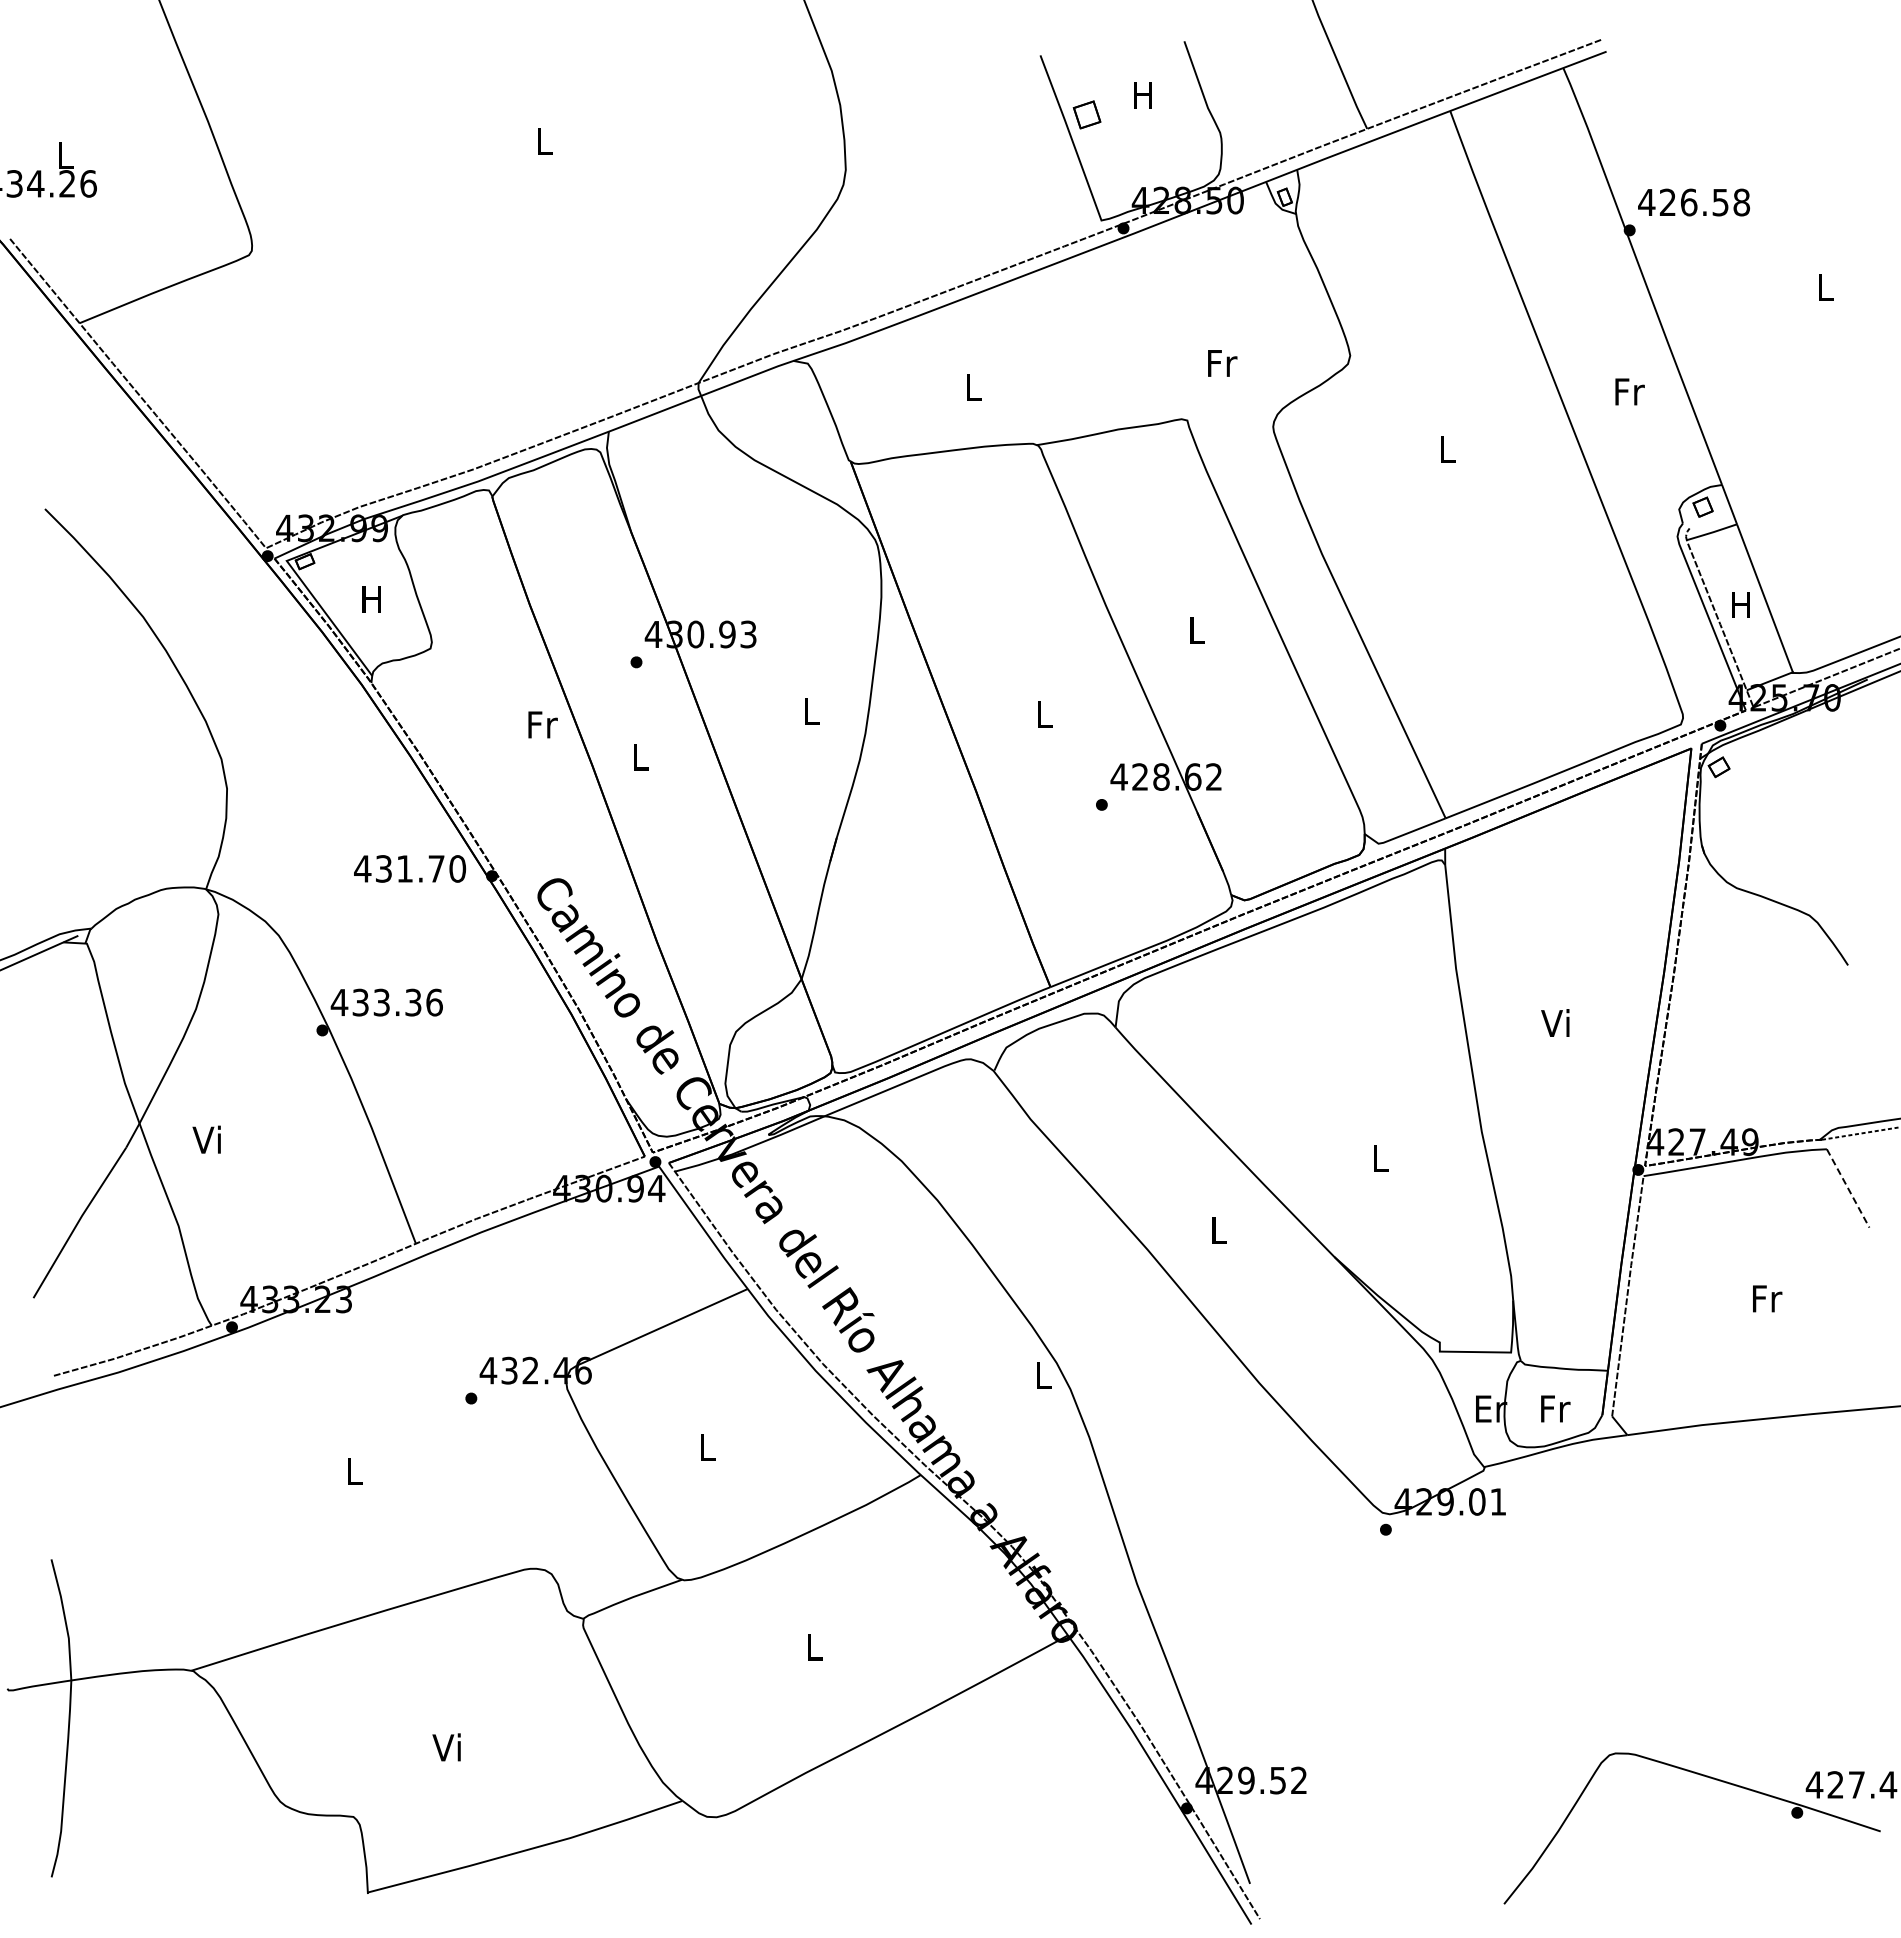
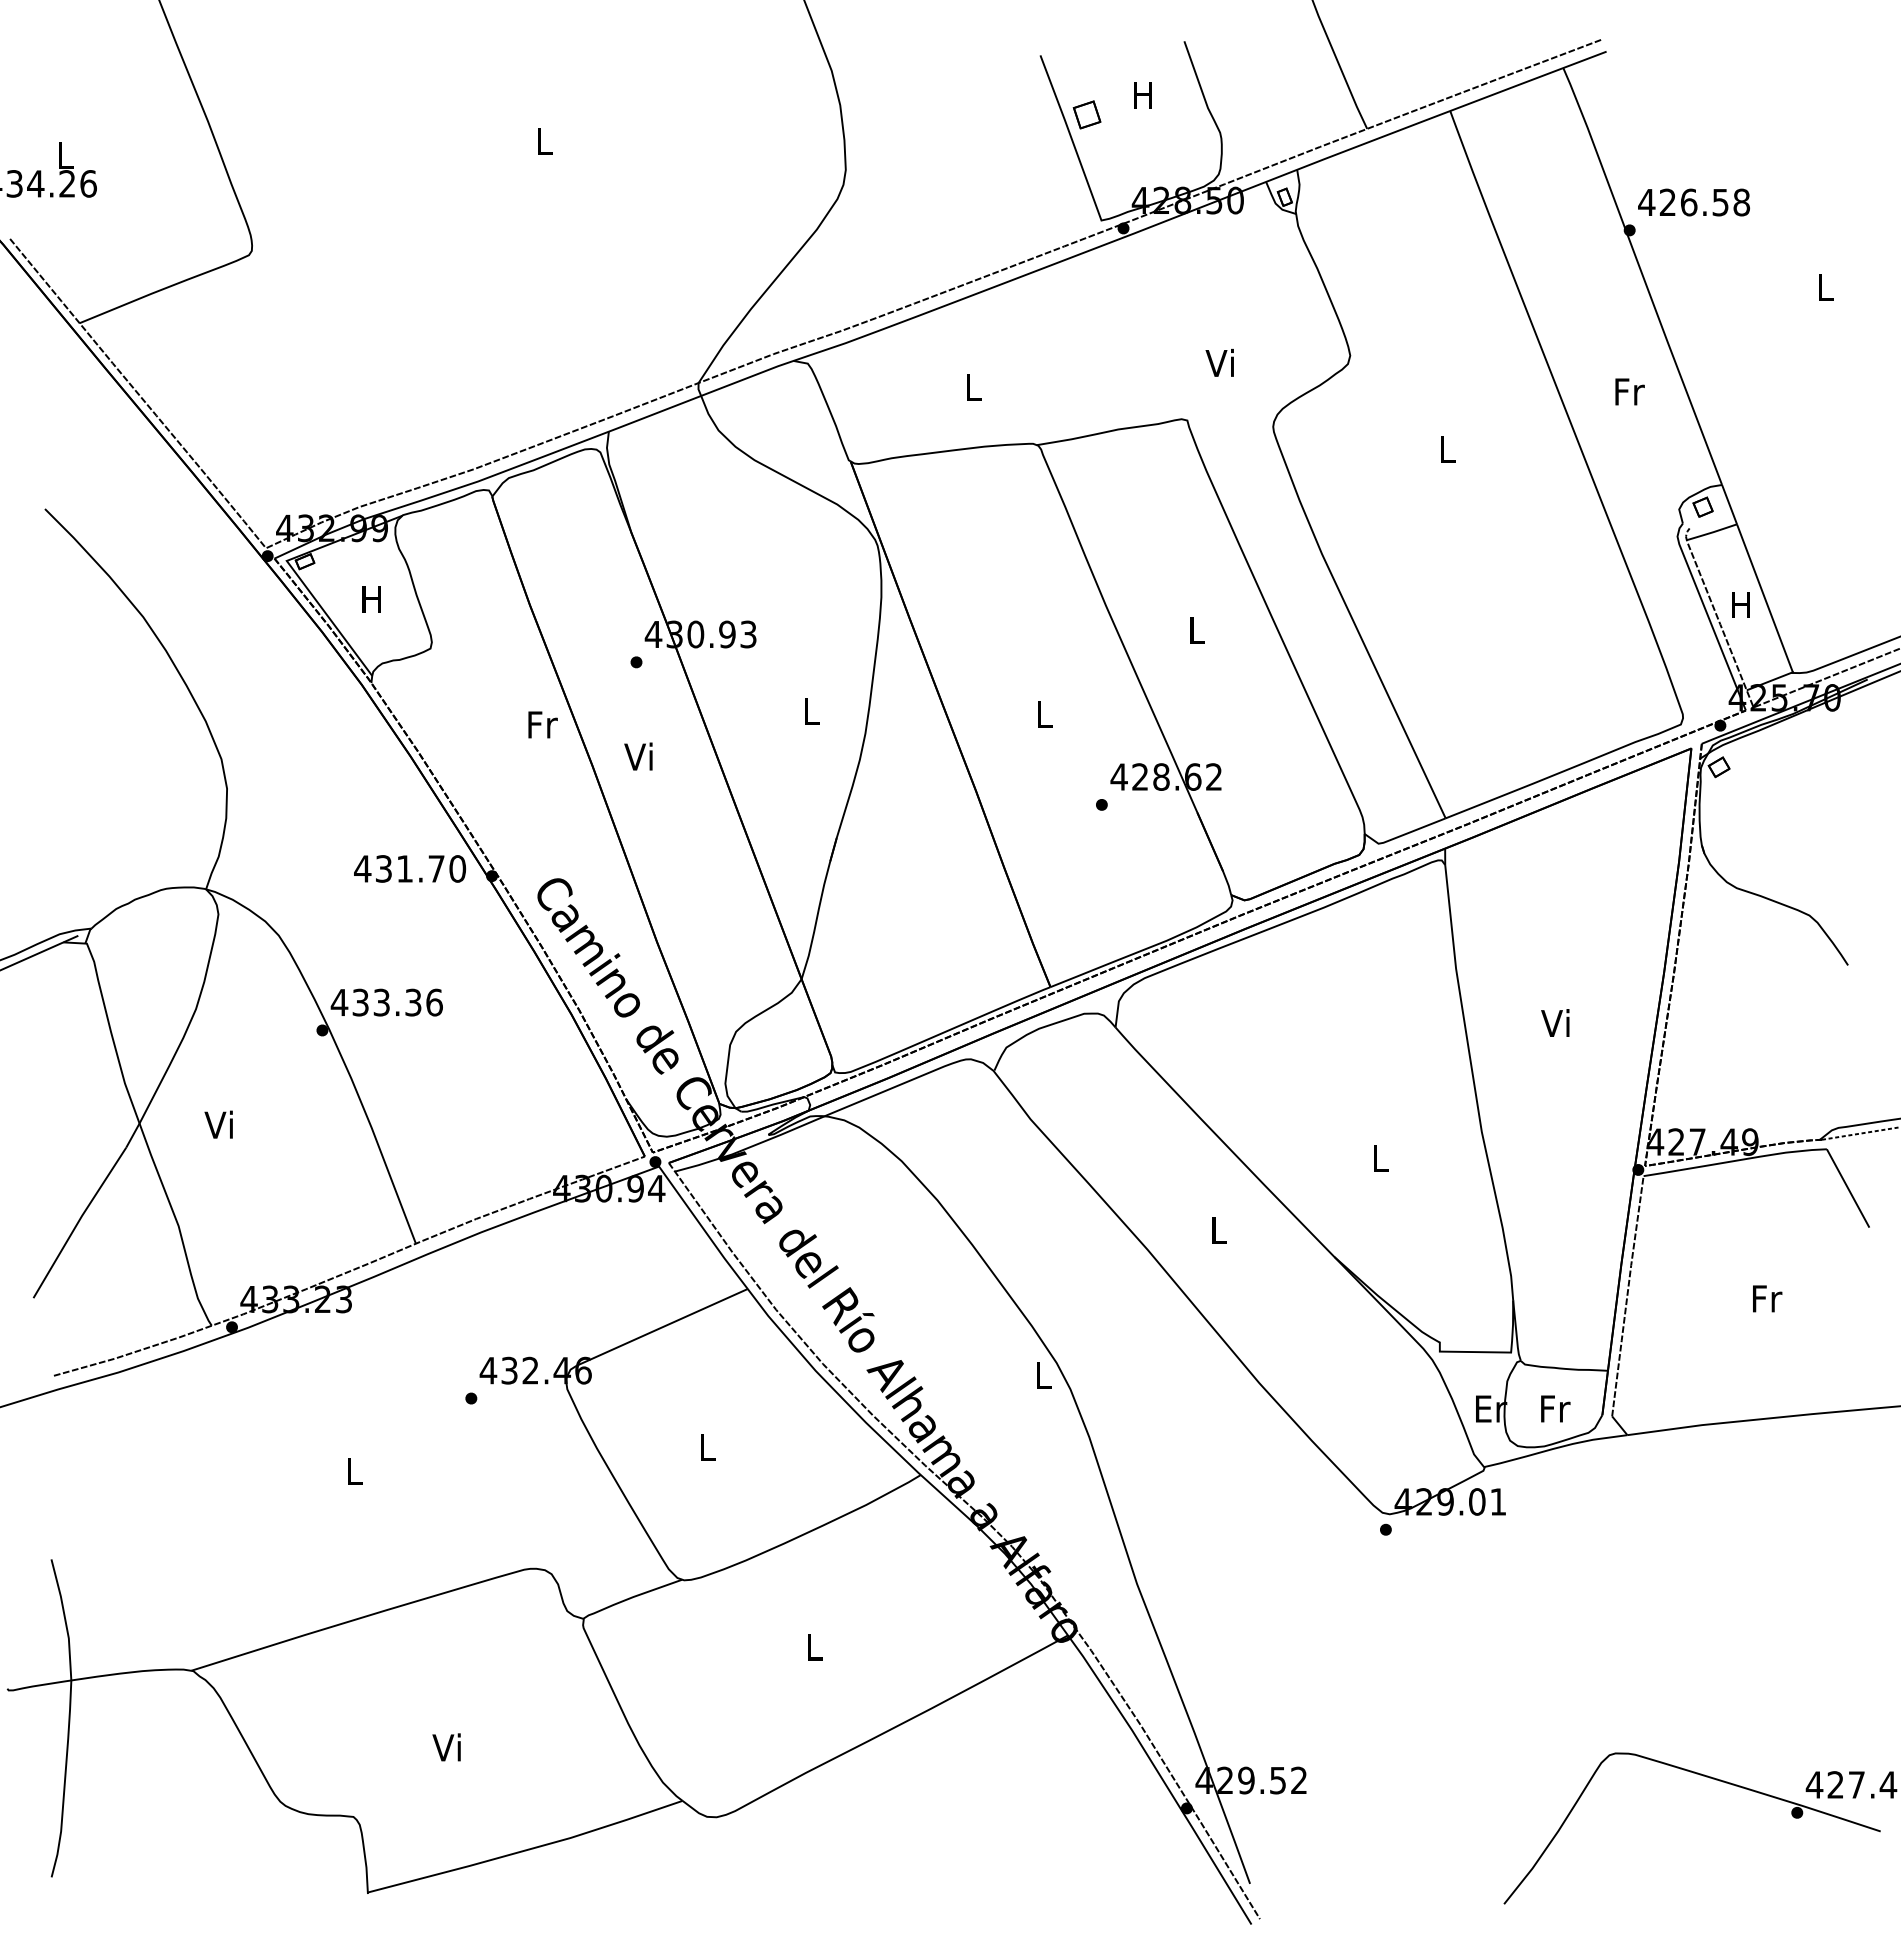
text: Fr -> Vi (1221, 362)
text: L -> Vi (638, 756)
text position: (206, 1139) -> (218, 1124) (218, 1124)
line: dashed -> solid (1848, 1188)
